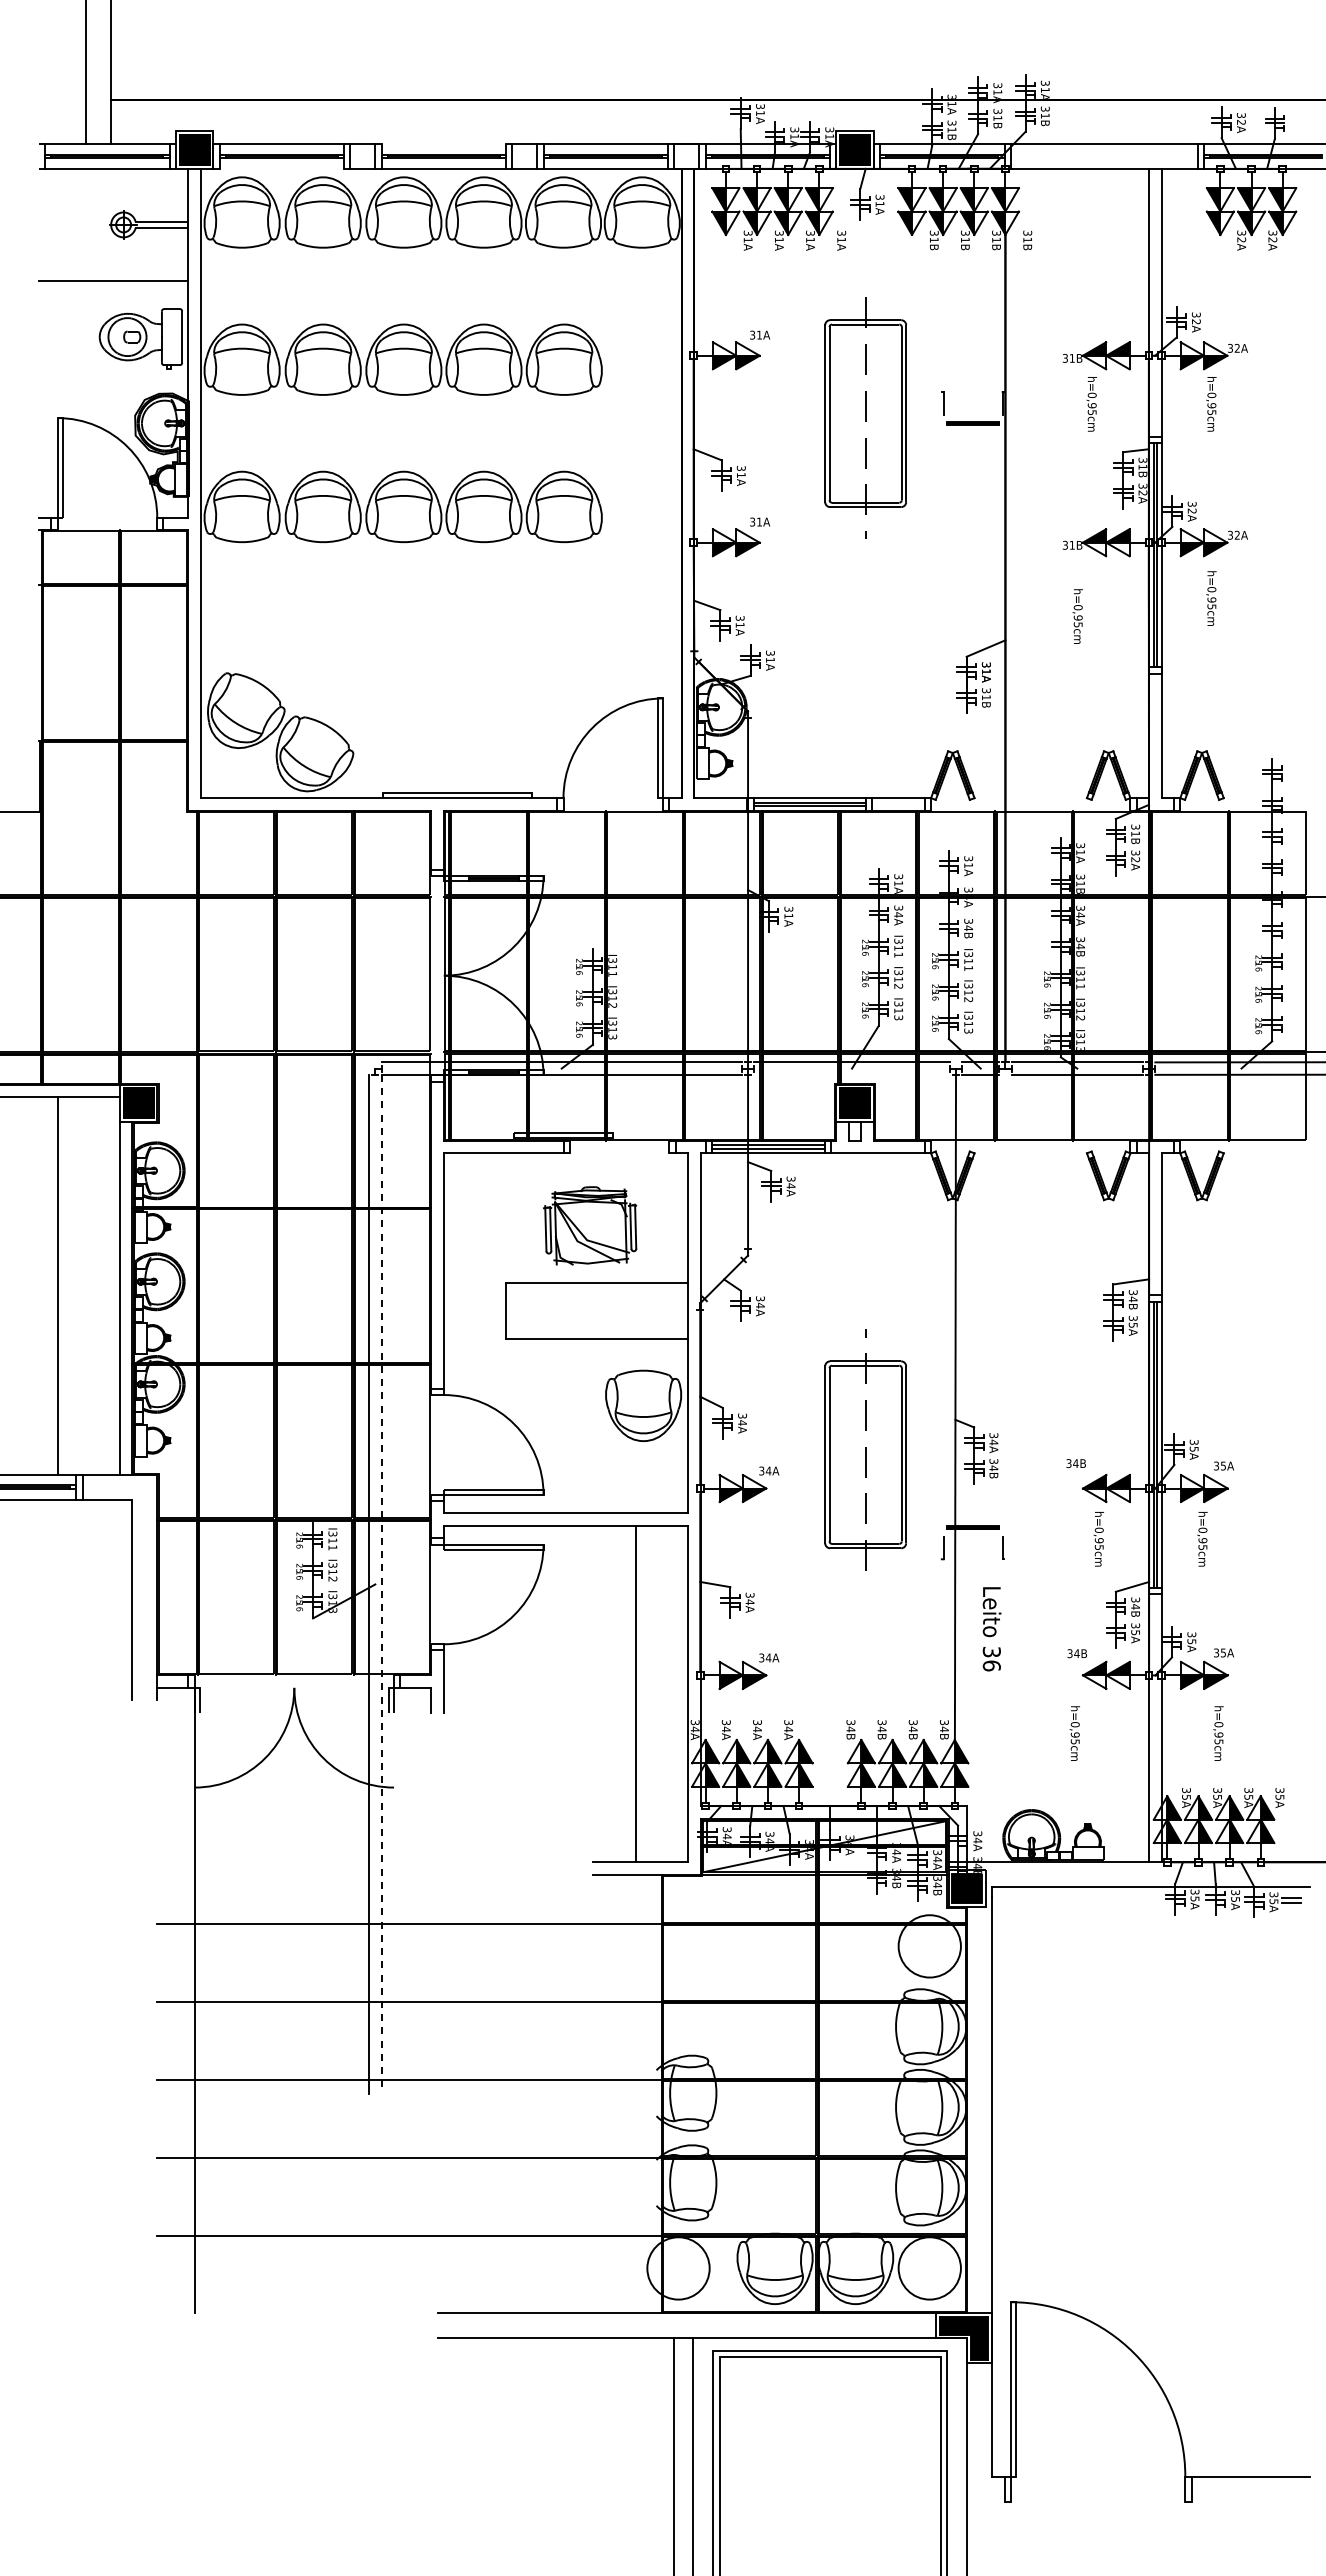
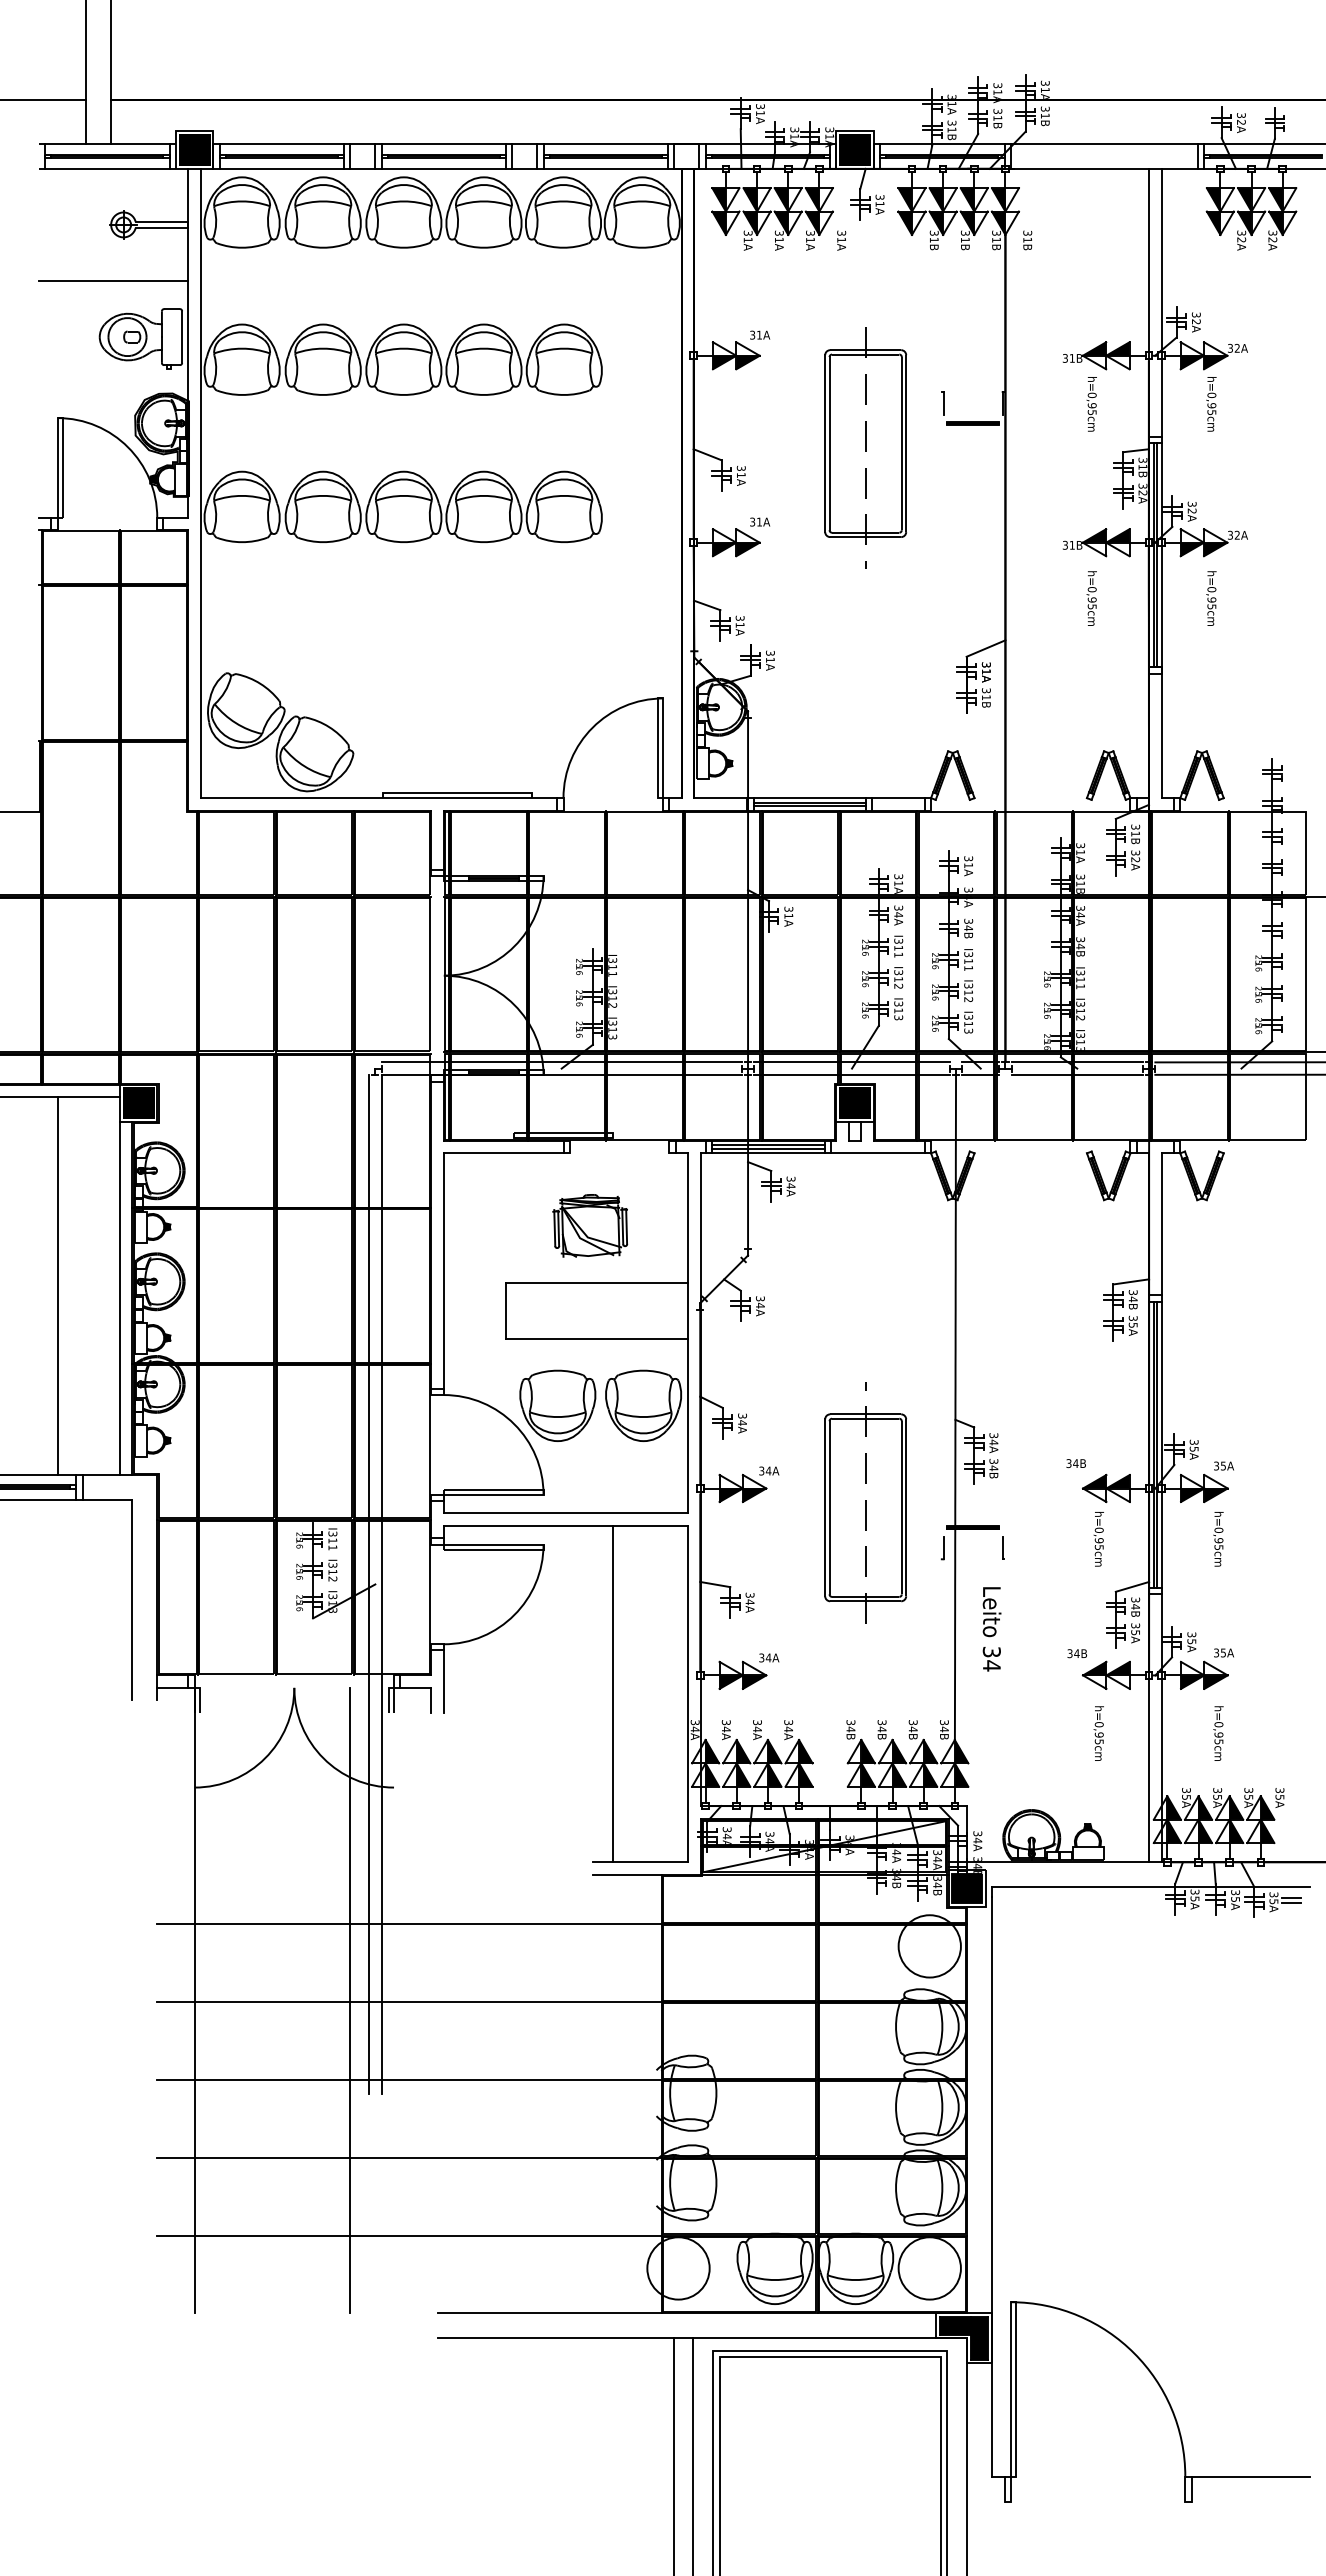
line: none -> present (44, 100)
line: none -> present (443, 143)
line: none -> present (281, 168)
part position: (865, 417) -> (865, 447) (865, 447)
text position: (1077, 616) -> (1091, 598) (1091, 598)
line: none -> present (851, 1074)
part size: 95x80 px -> 77x64 px (590, 1225)
part: none -> present (557, 1405)
part position: (865, 1449) -> (865, 1502) (865, 1502)
text position: (1202, 1539) -> (1218, 1539) (1218, 1539)
line: dashed -> solid (381, 1584)
text: 36 -> 34 (991, 1665)
line position: (636, 1693) -> (613, 1693) (613, 1693)
text position: (1074, 1733) -> (1098, 1733) (1098, 1733)
line: none -> present (350, 2000)
